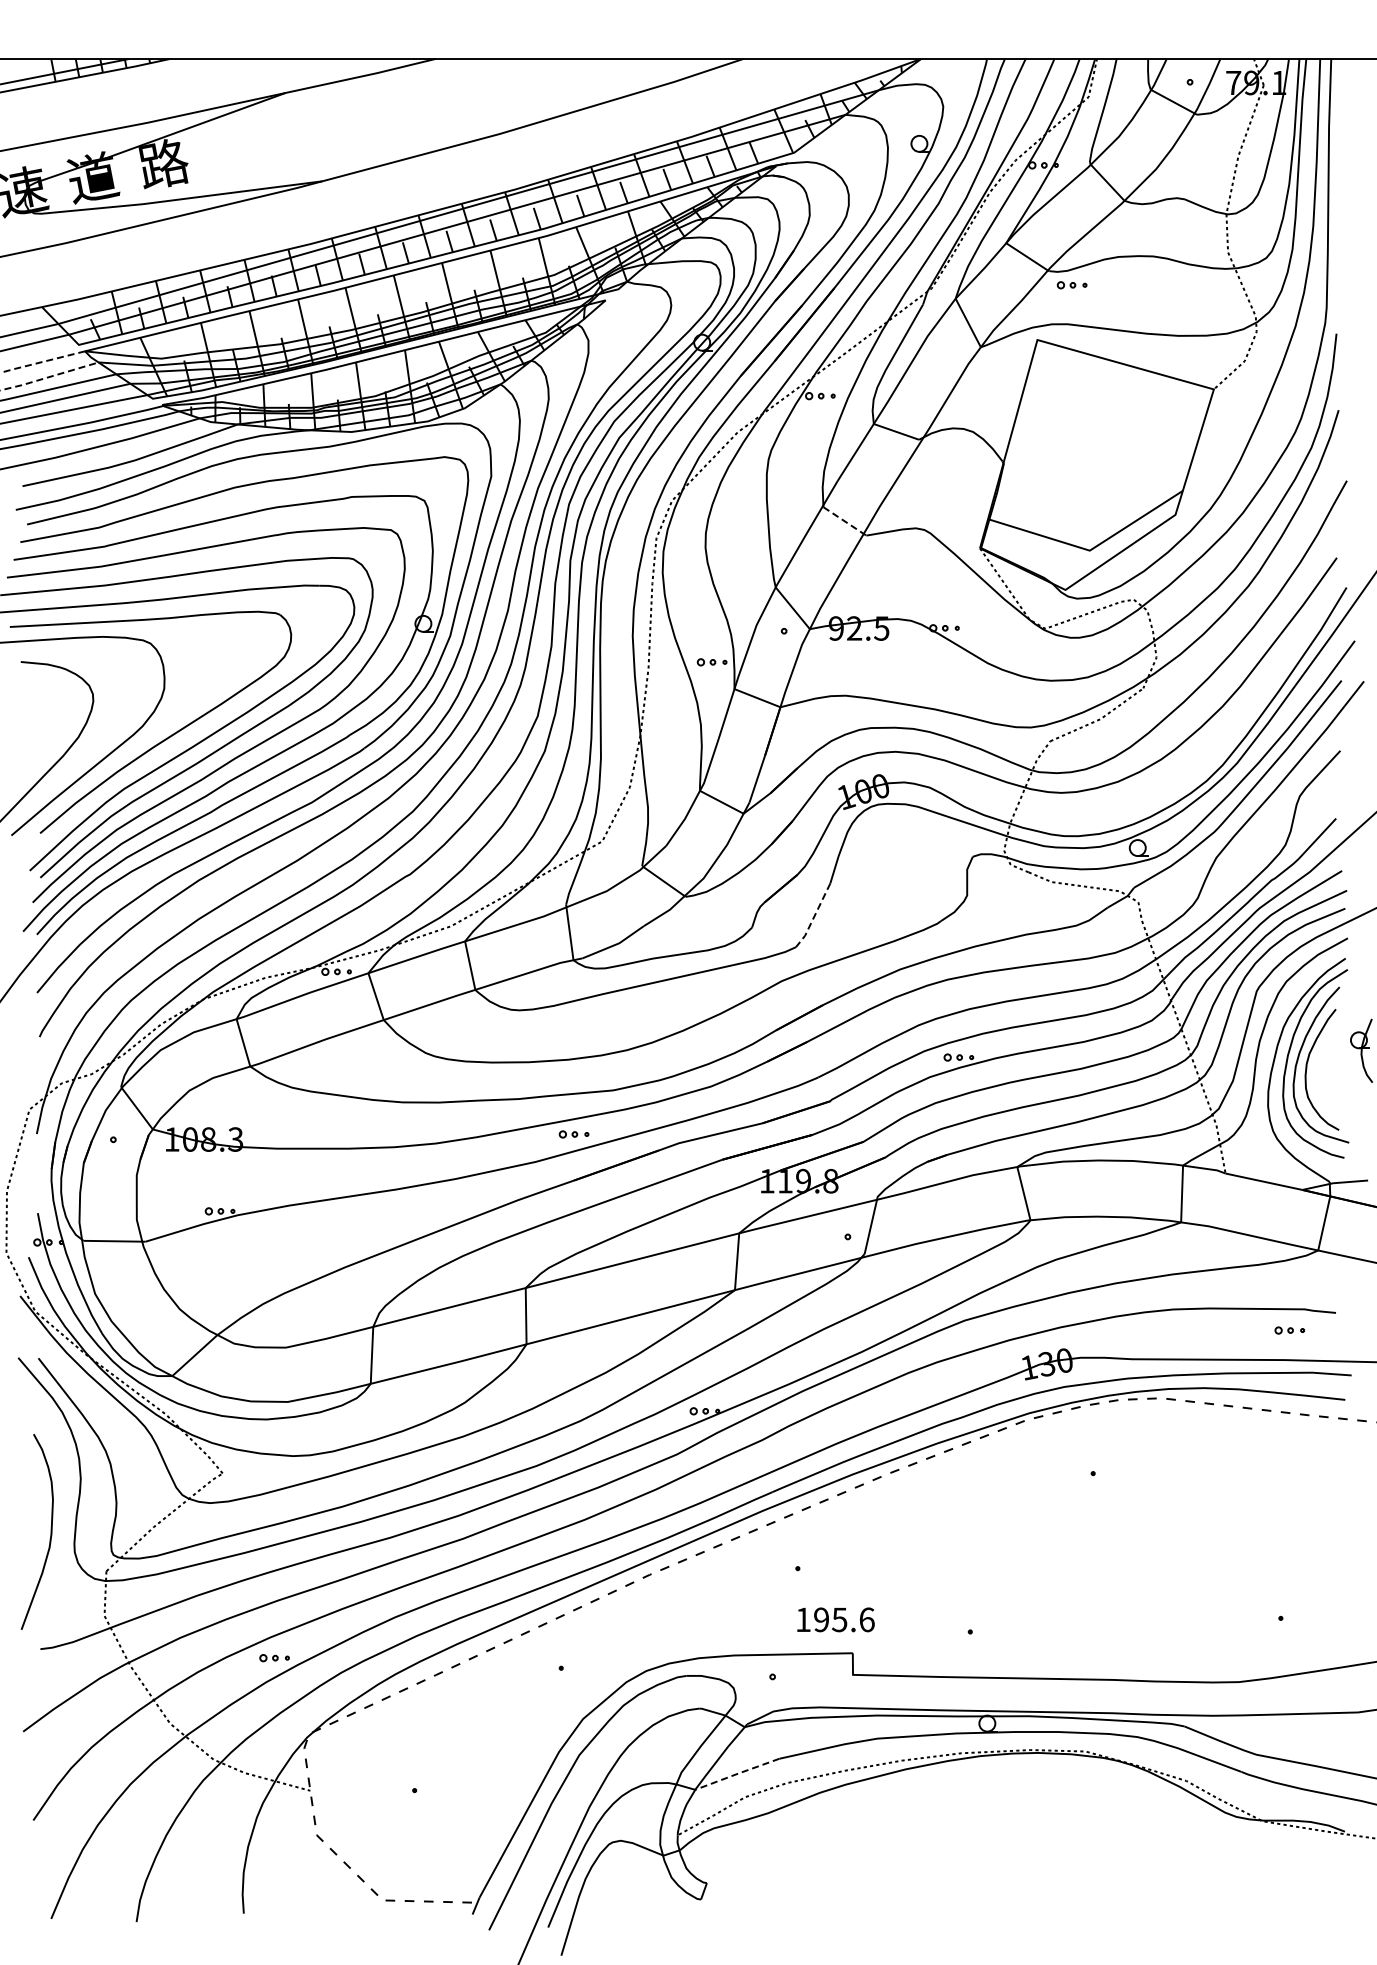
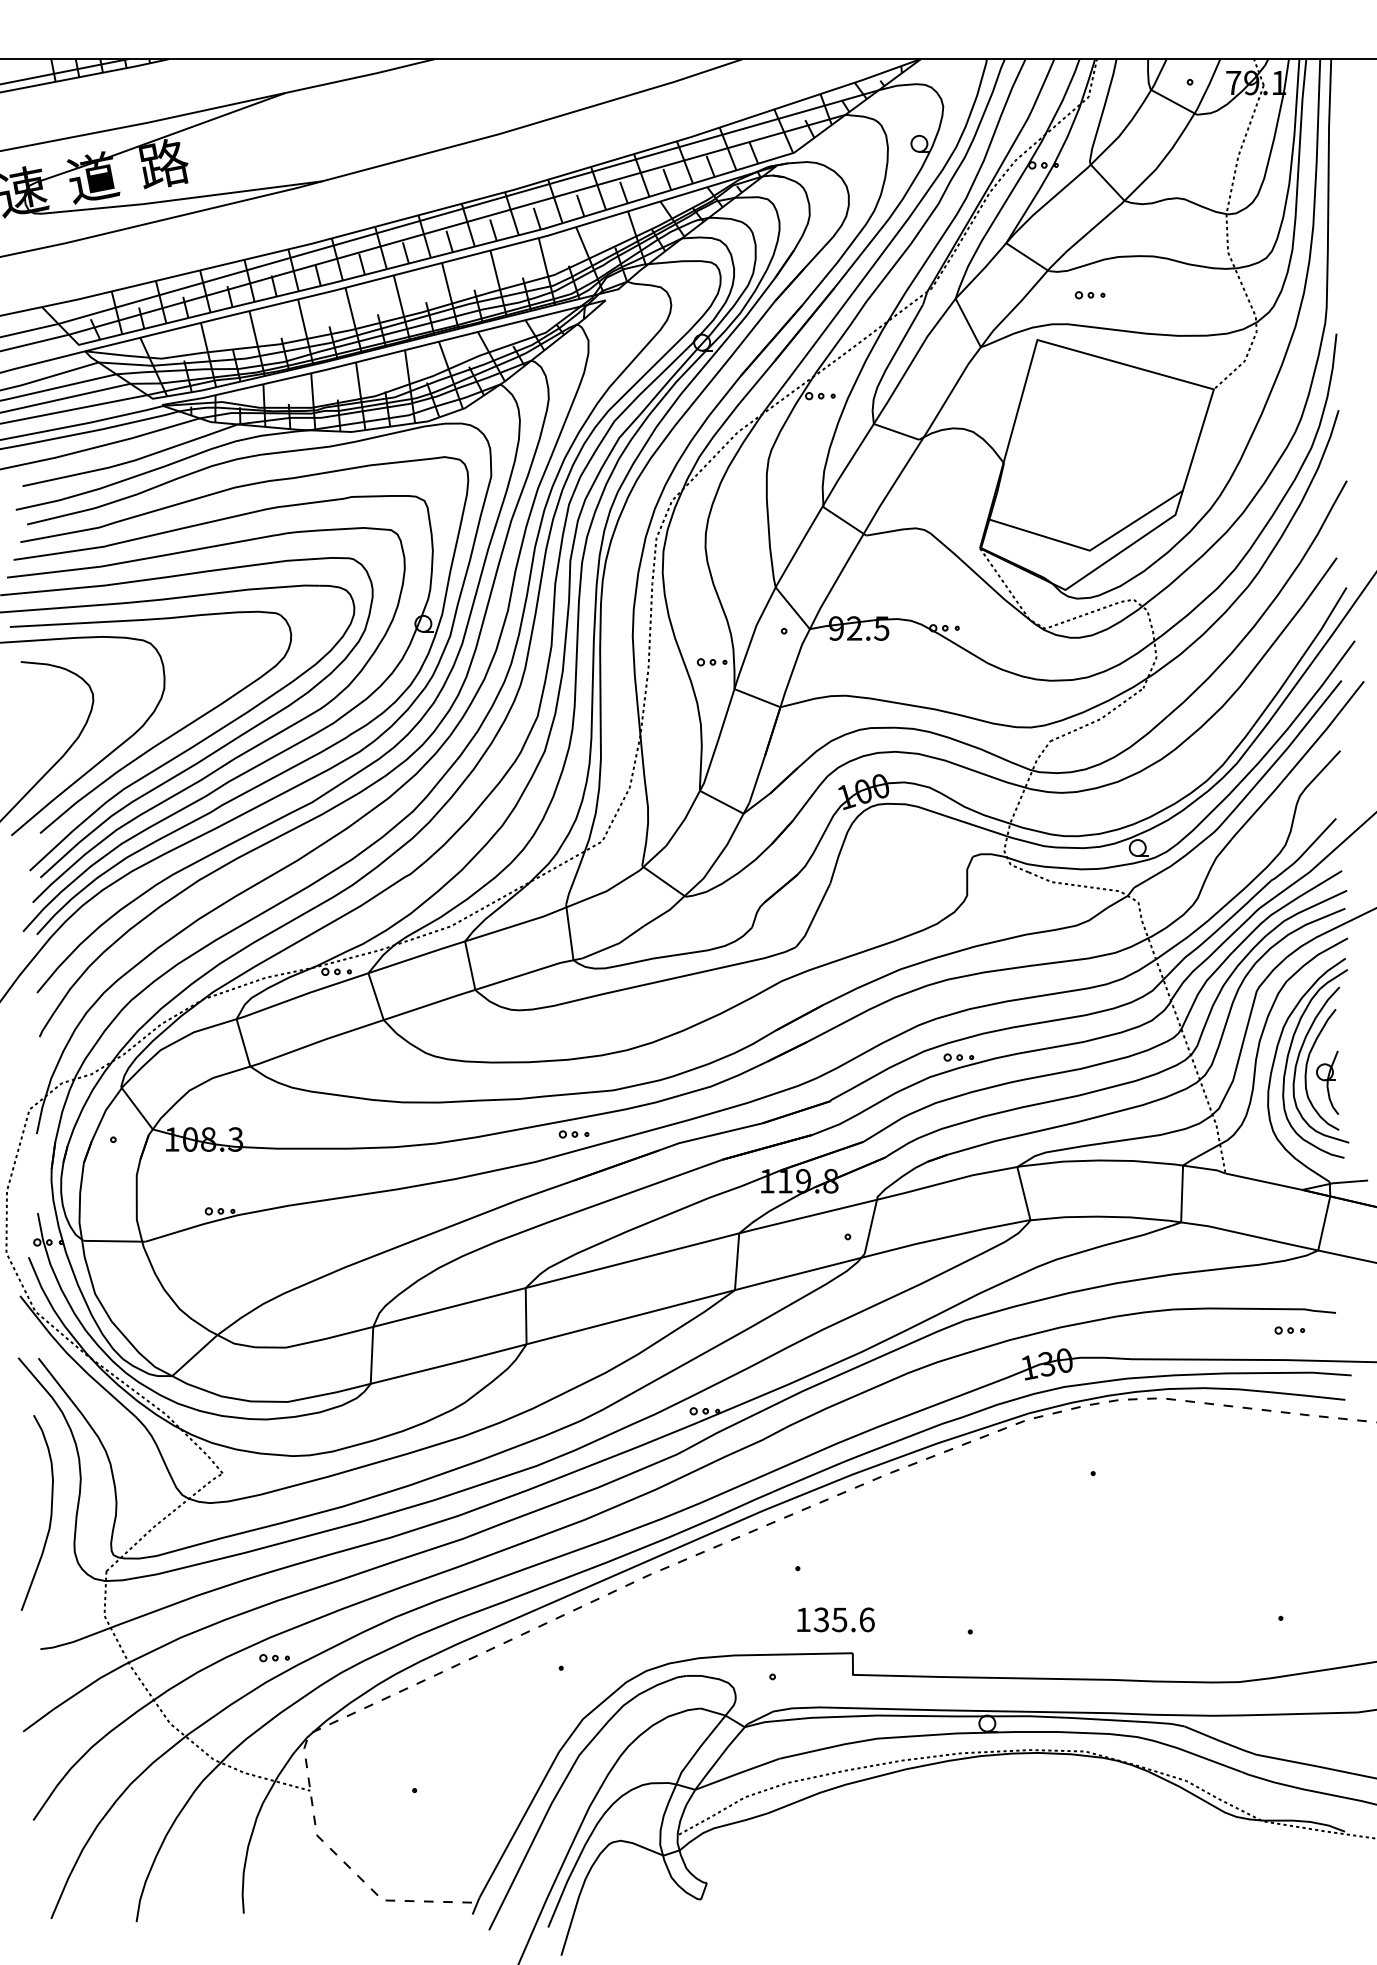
part position: (1071, 285) -> (1089, 295) (1089, 295)
line: dashed -> solid (42, 362)
line: dashed -> solid (49, 377)
line: dashed -> solid (845, 521)
line: dashed -> solid (814, 917)
part position: (1361, 1050) -> (1327, 1082) (1327, 1082)
curve position: (50, 1531) -> (50, 1512) (50, 1512)
text: 195.6 -> 135.6 (820, 1619)
line: dashed -> solid (738, 1773)
